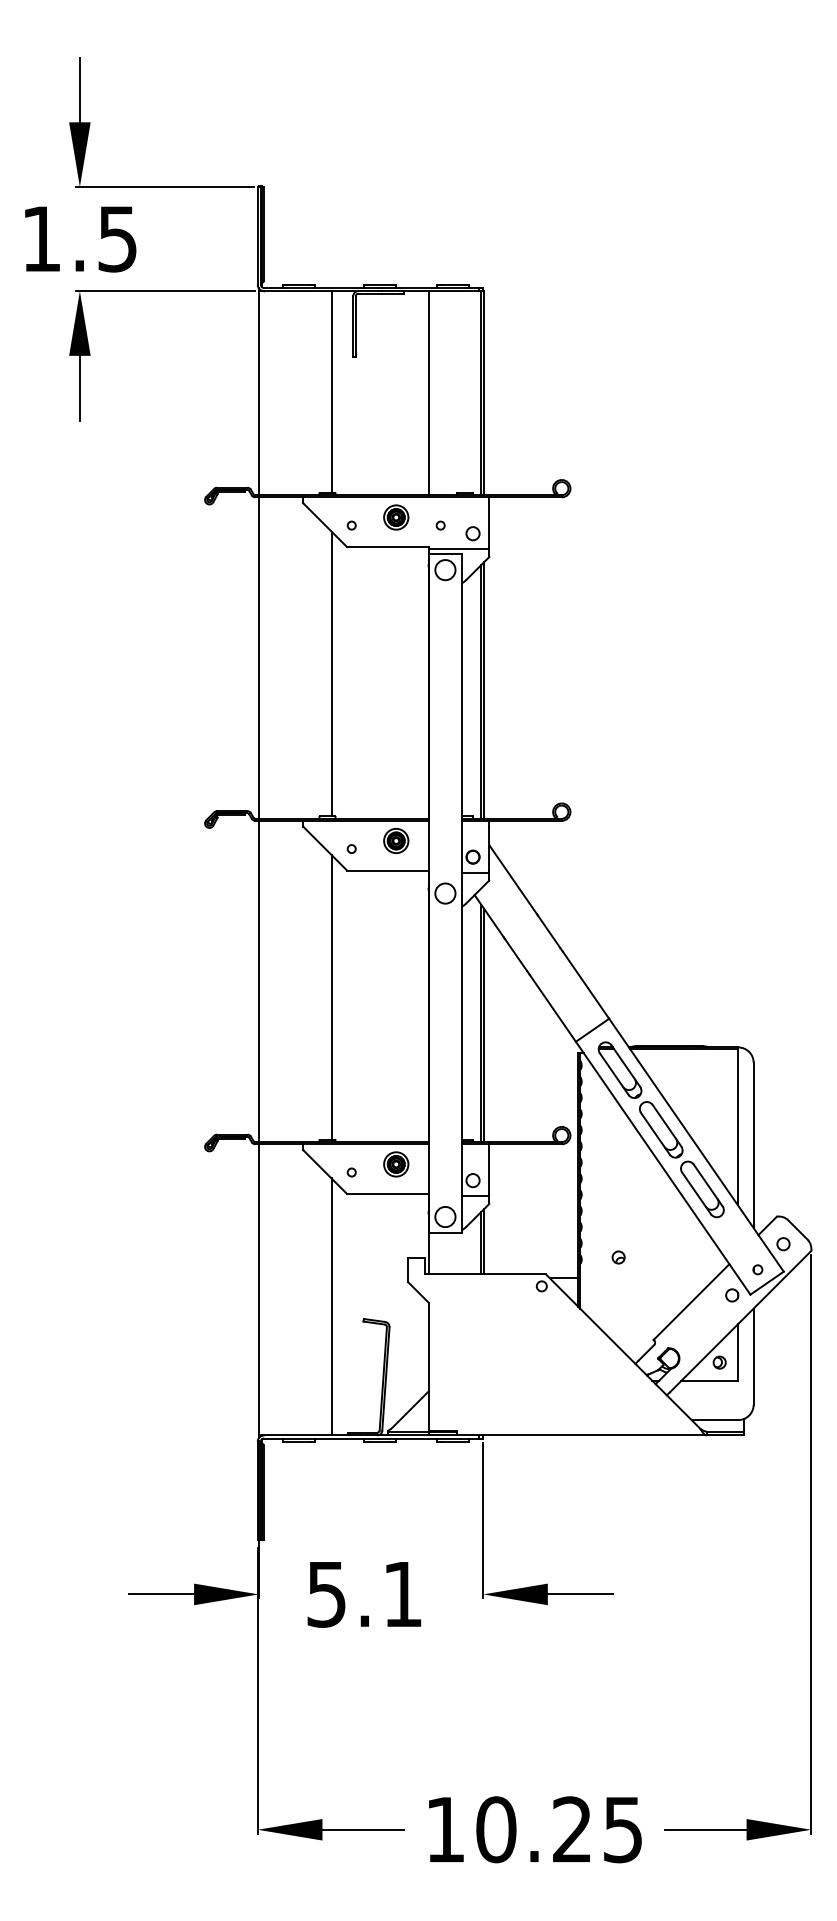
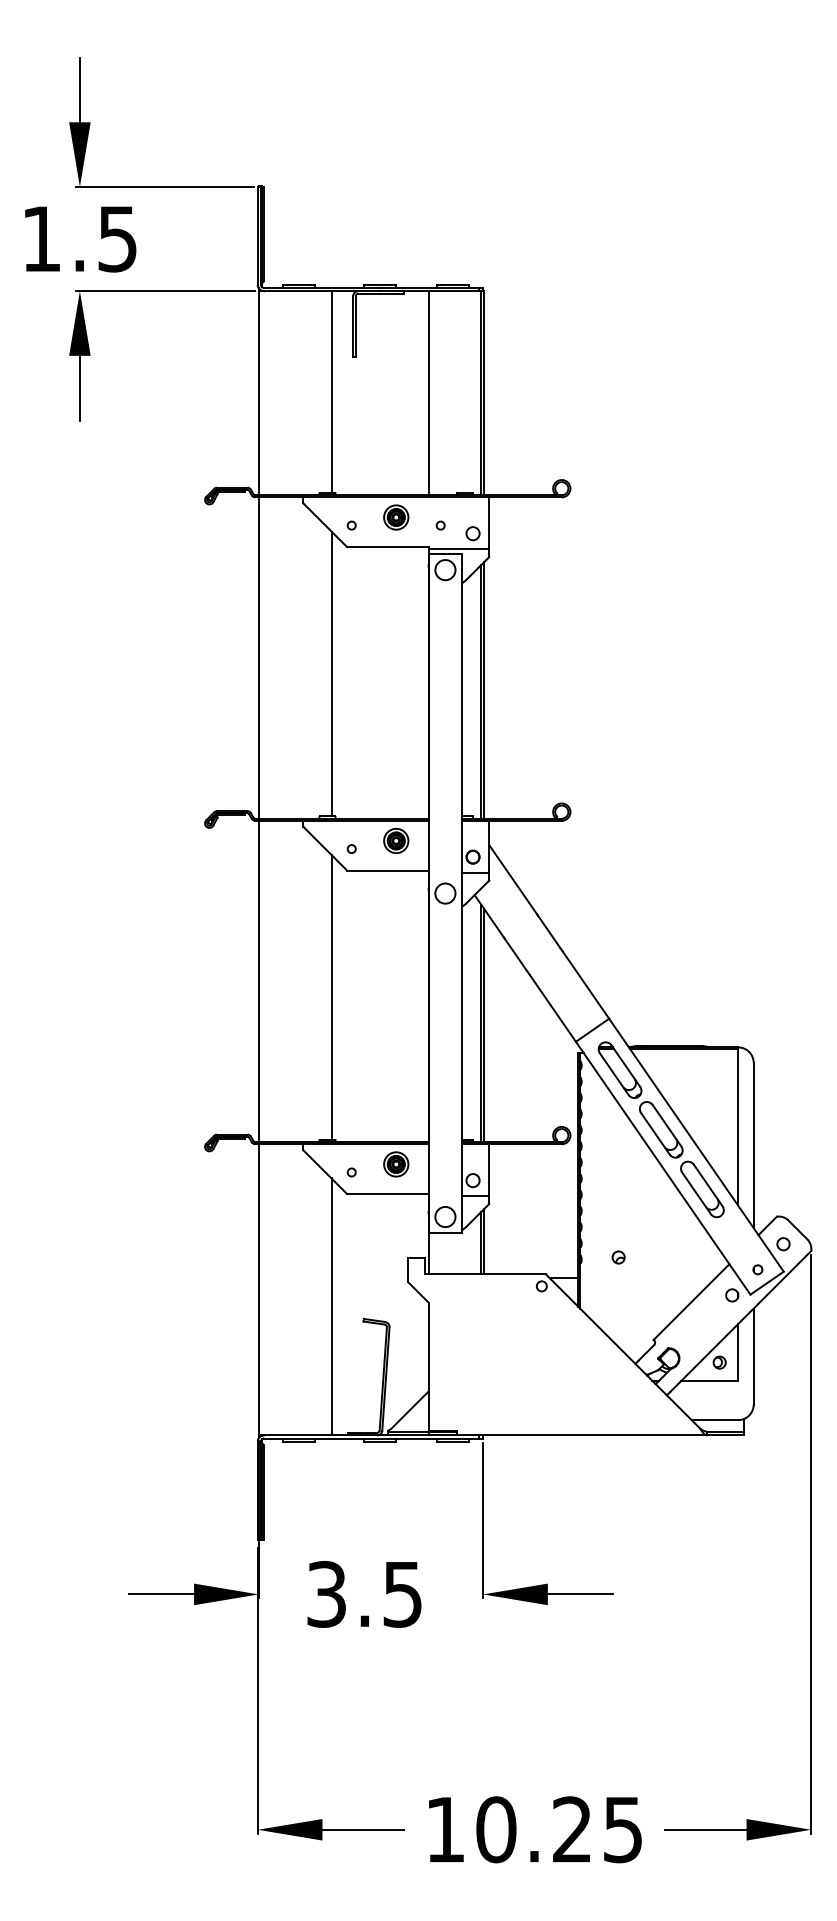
text: 5.1 -> 3.5 (364, 1594)
